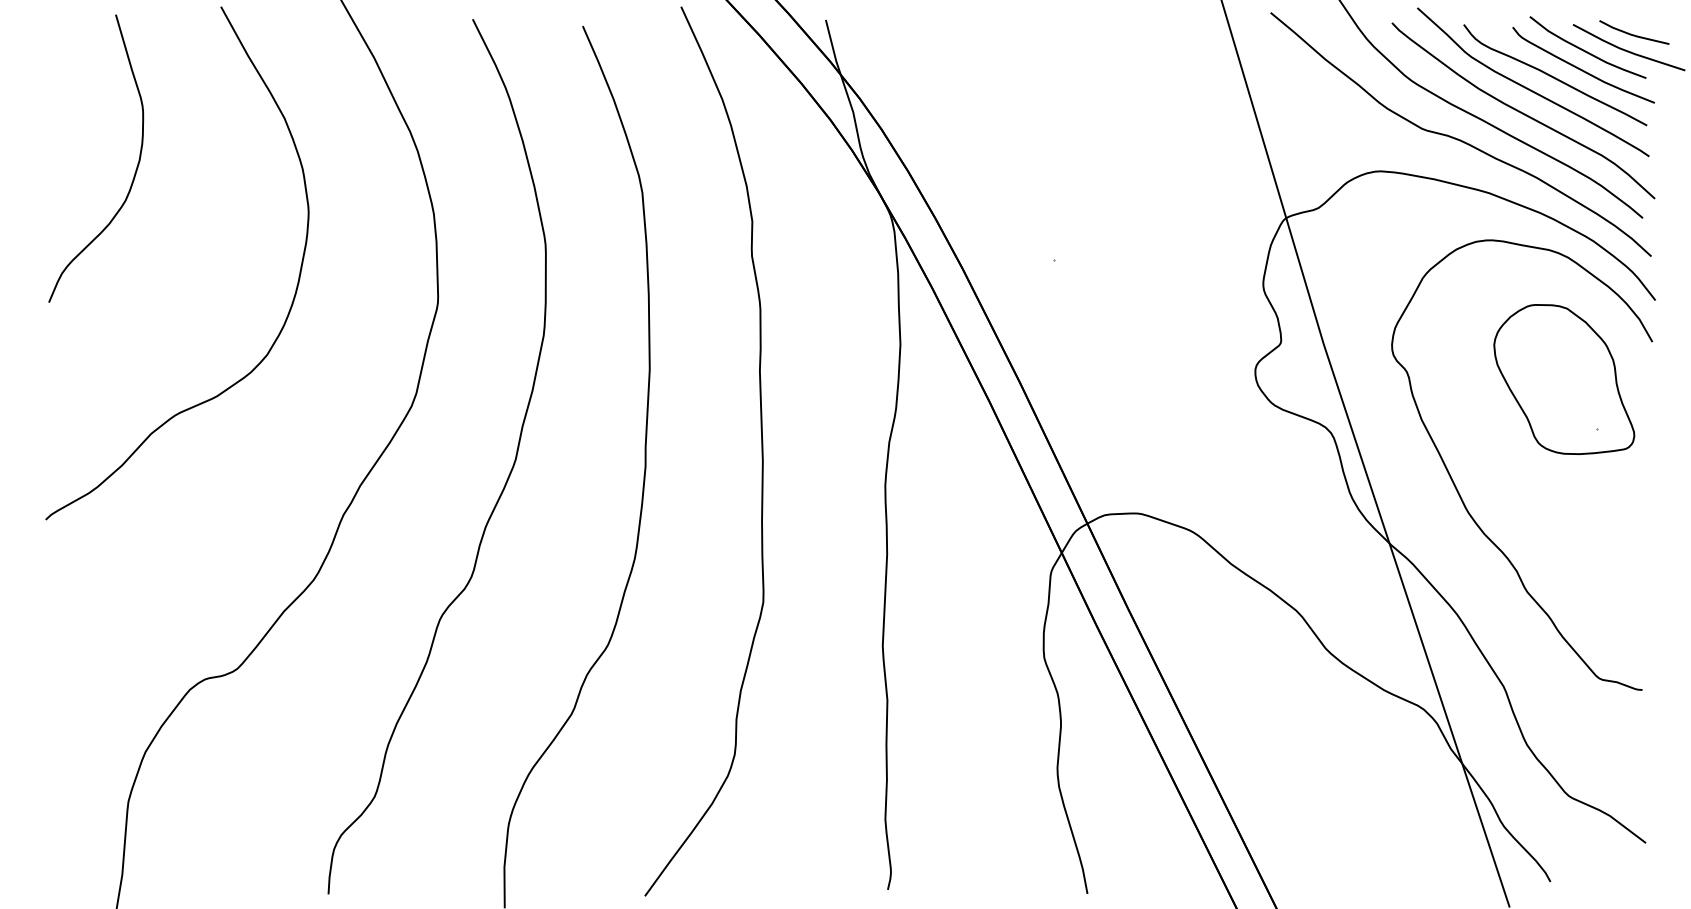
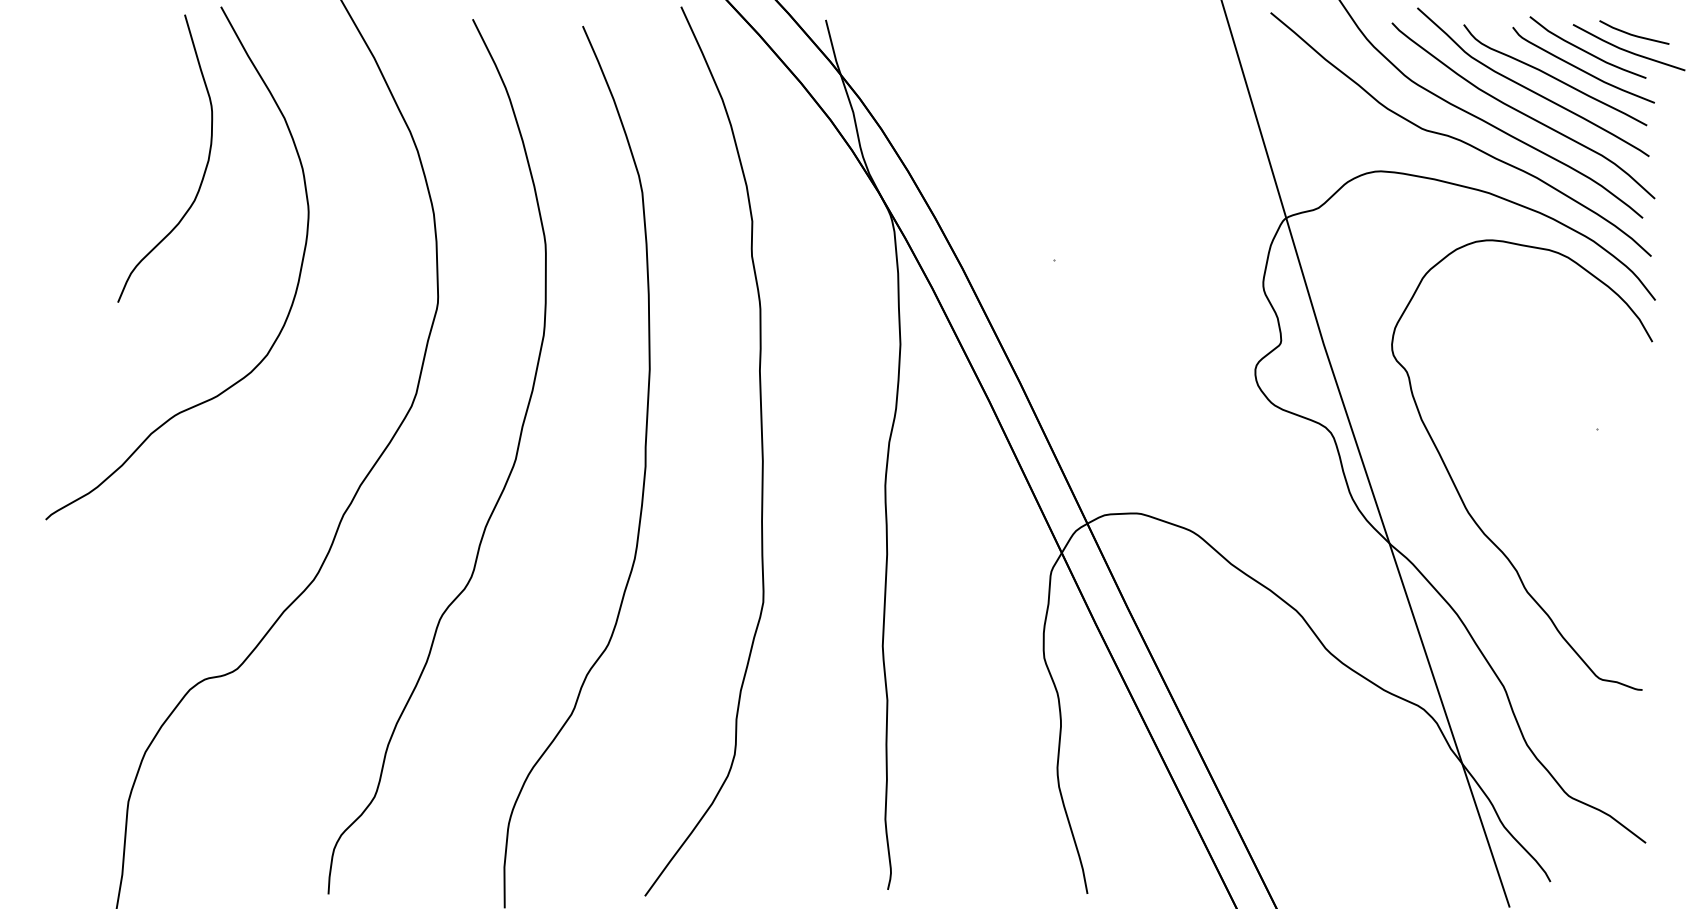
curve position: (135, 169) -> (204, 169) (204, 169)
part: present -> none (1564, 379)
